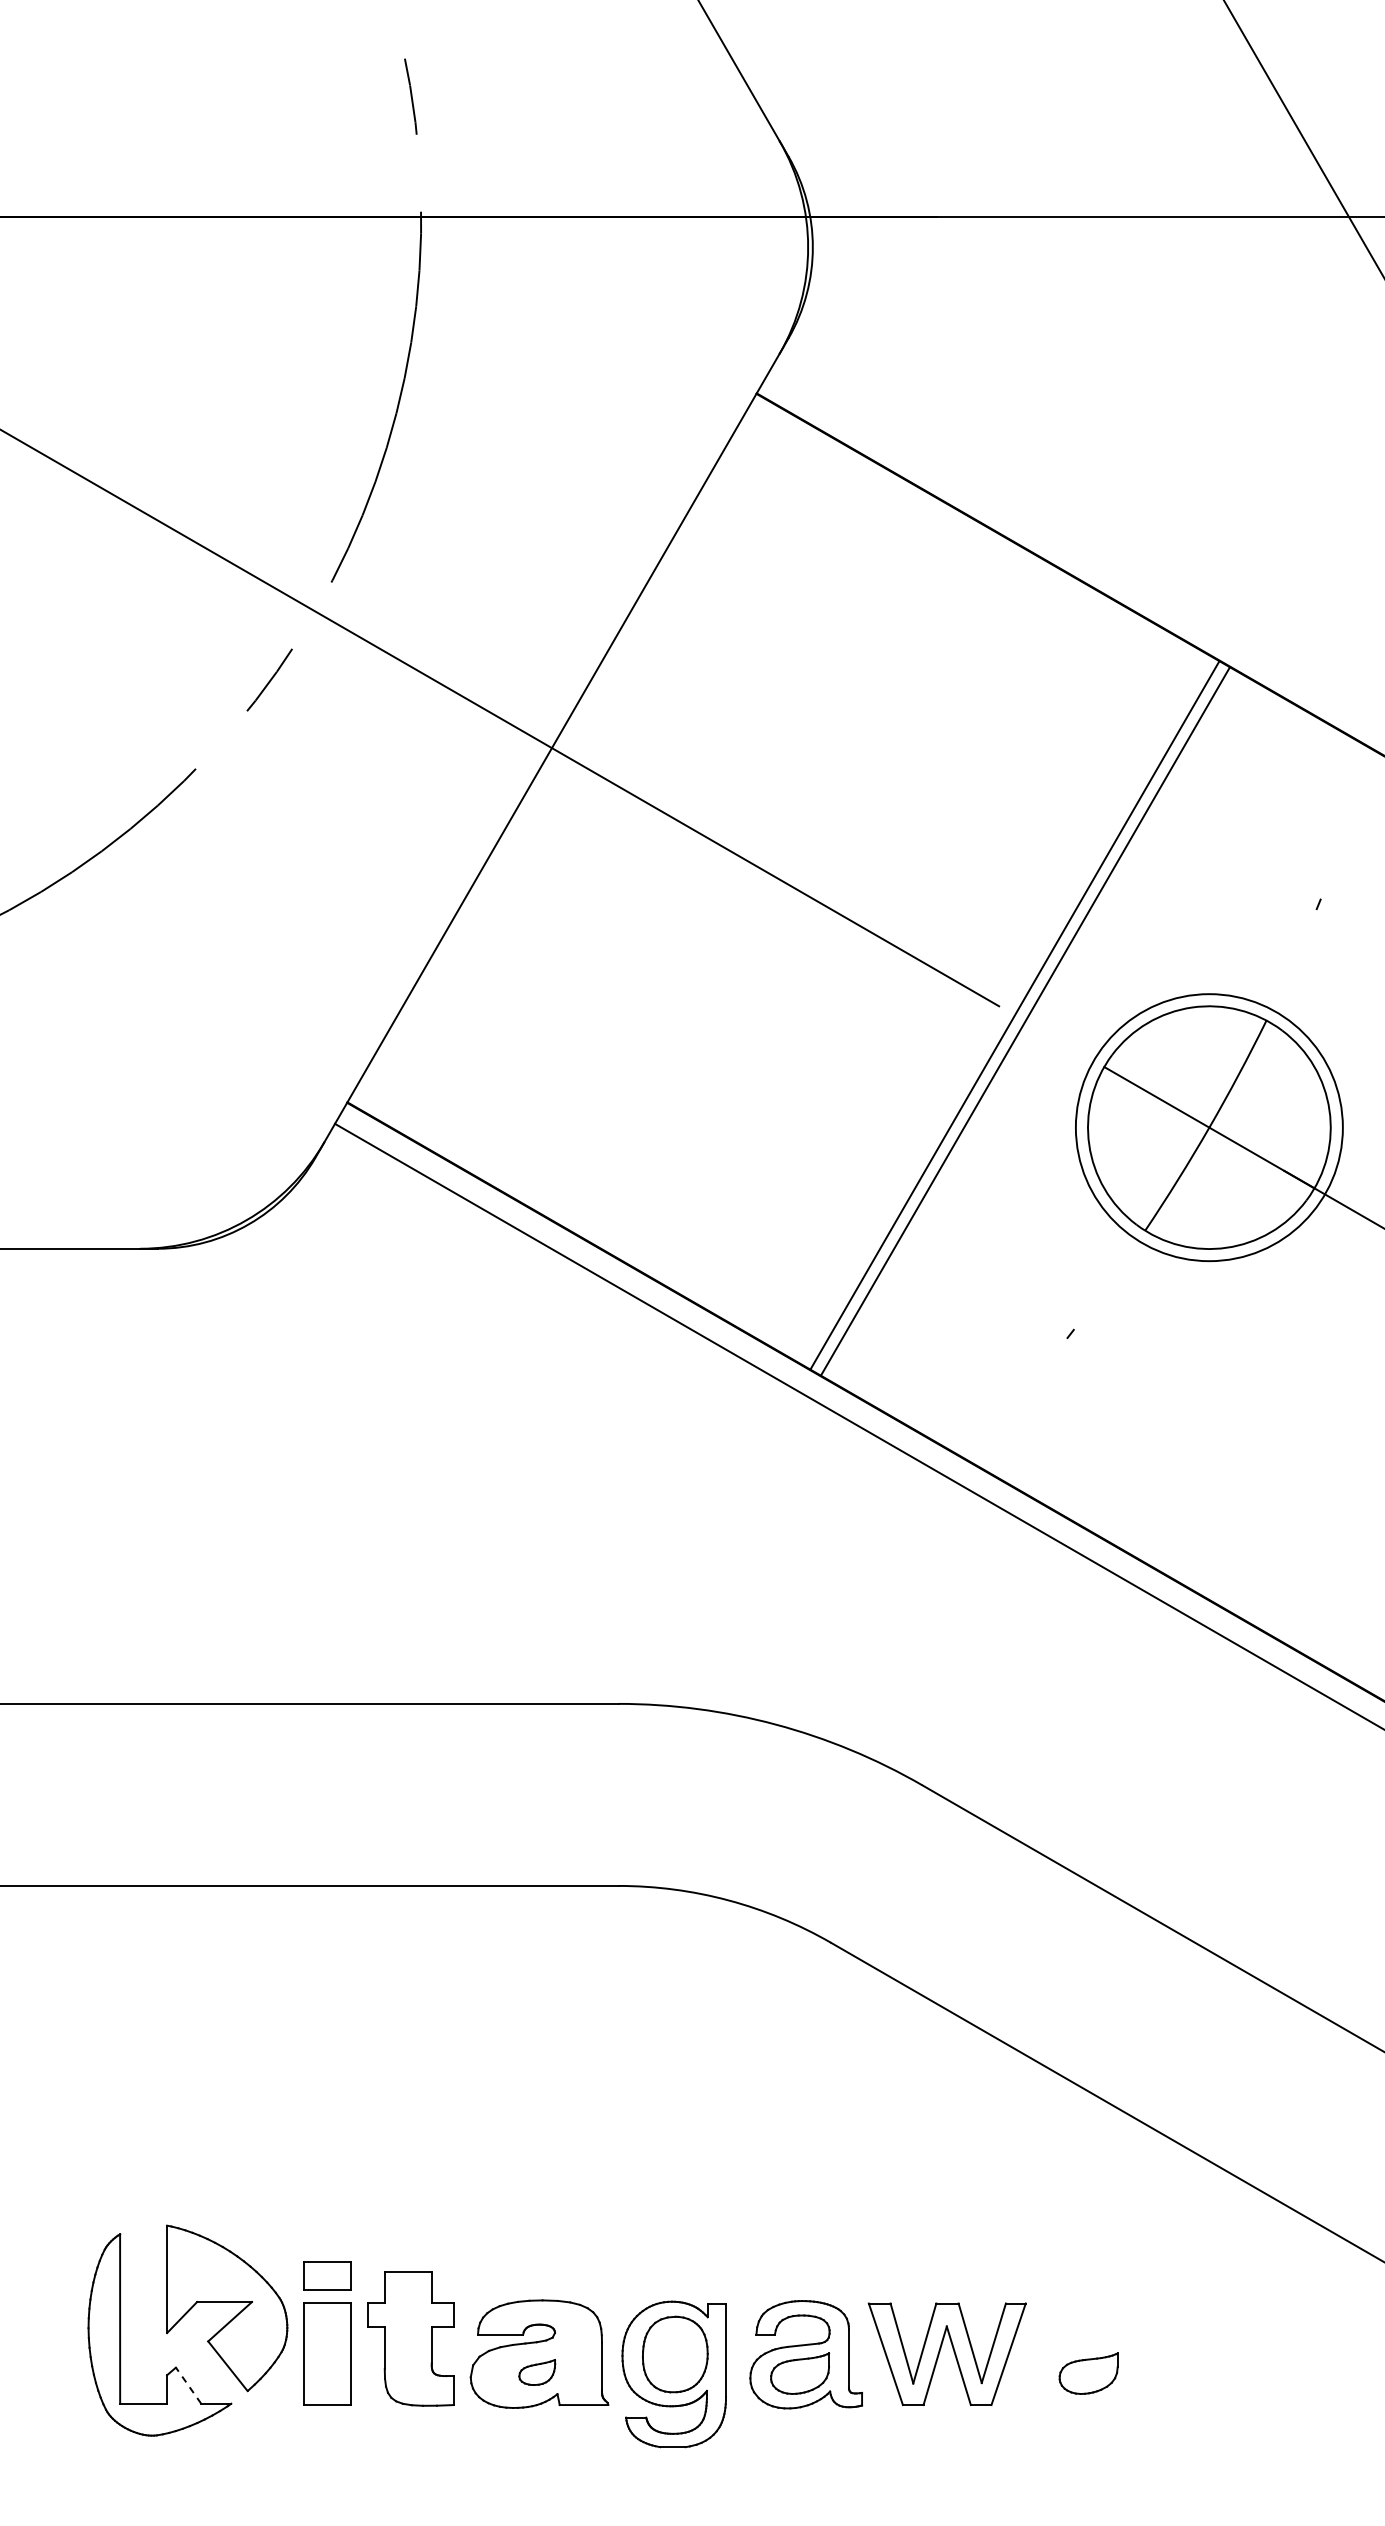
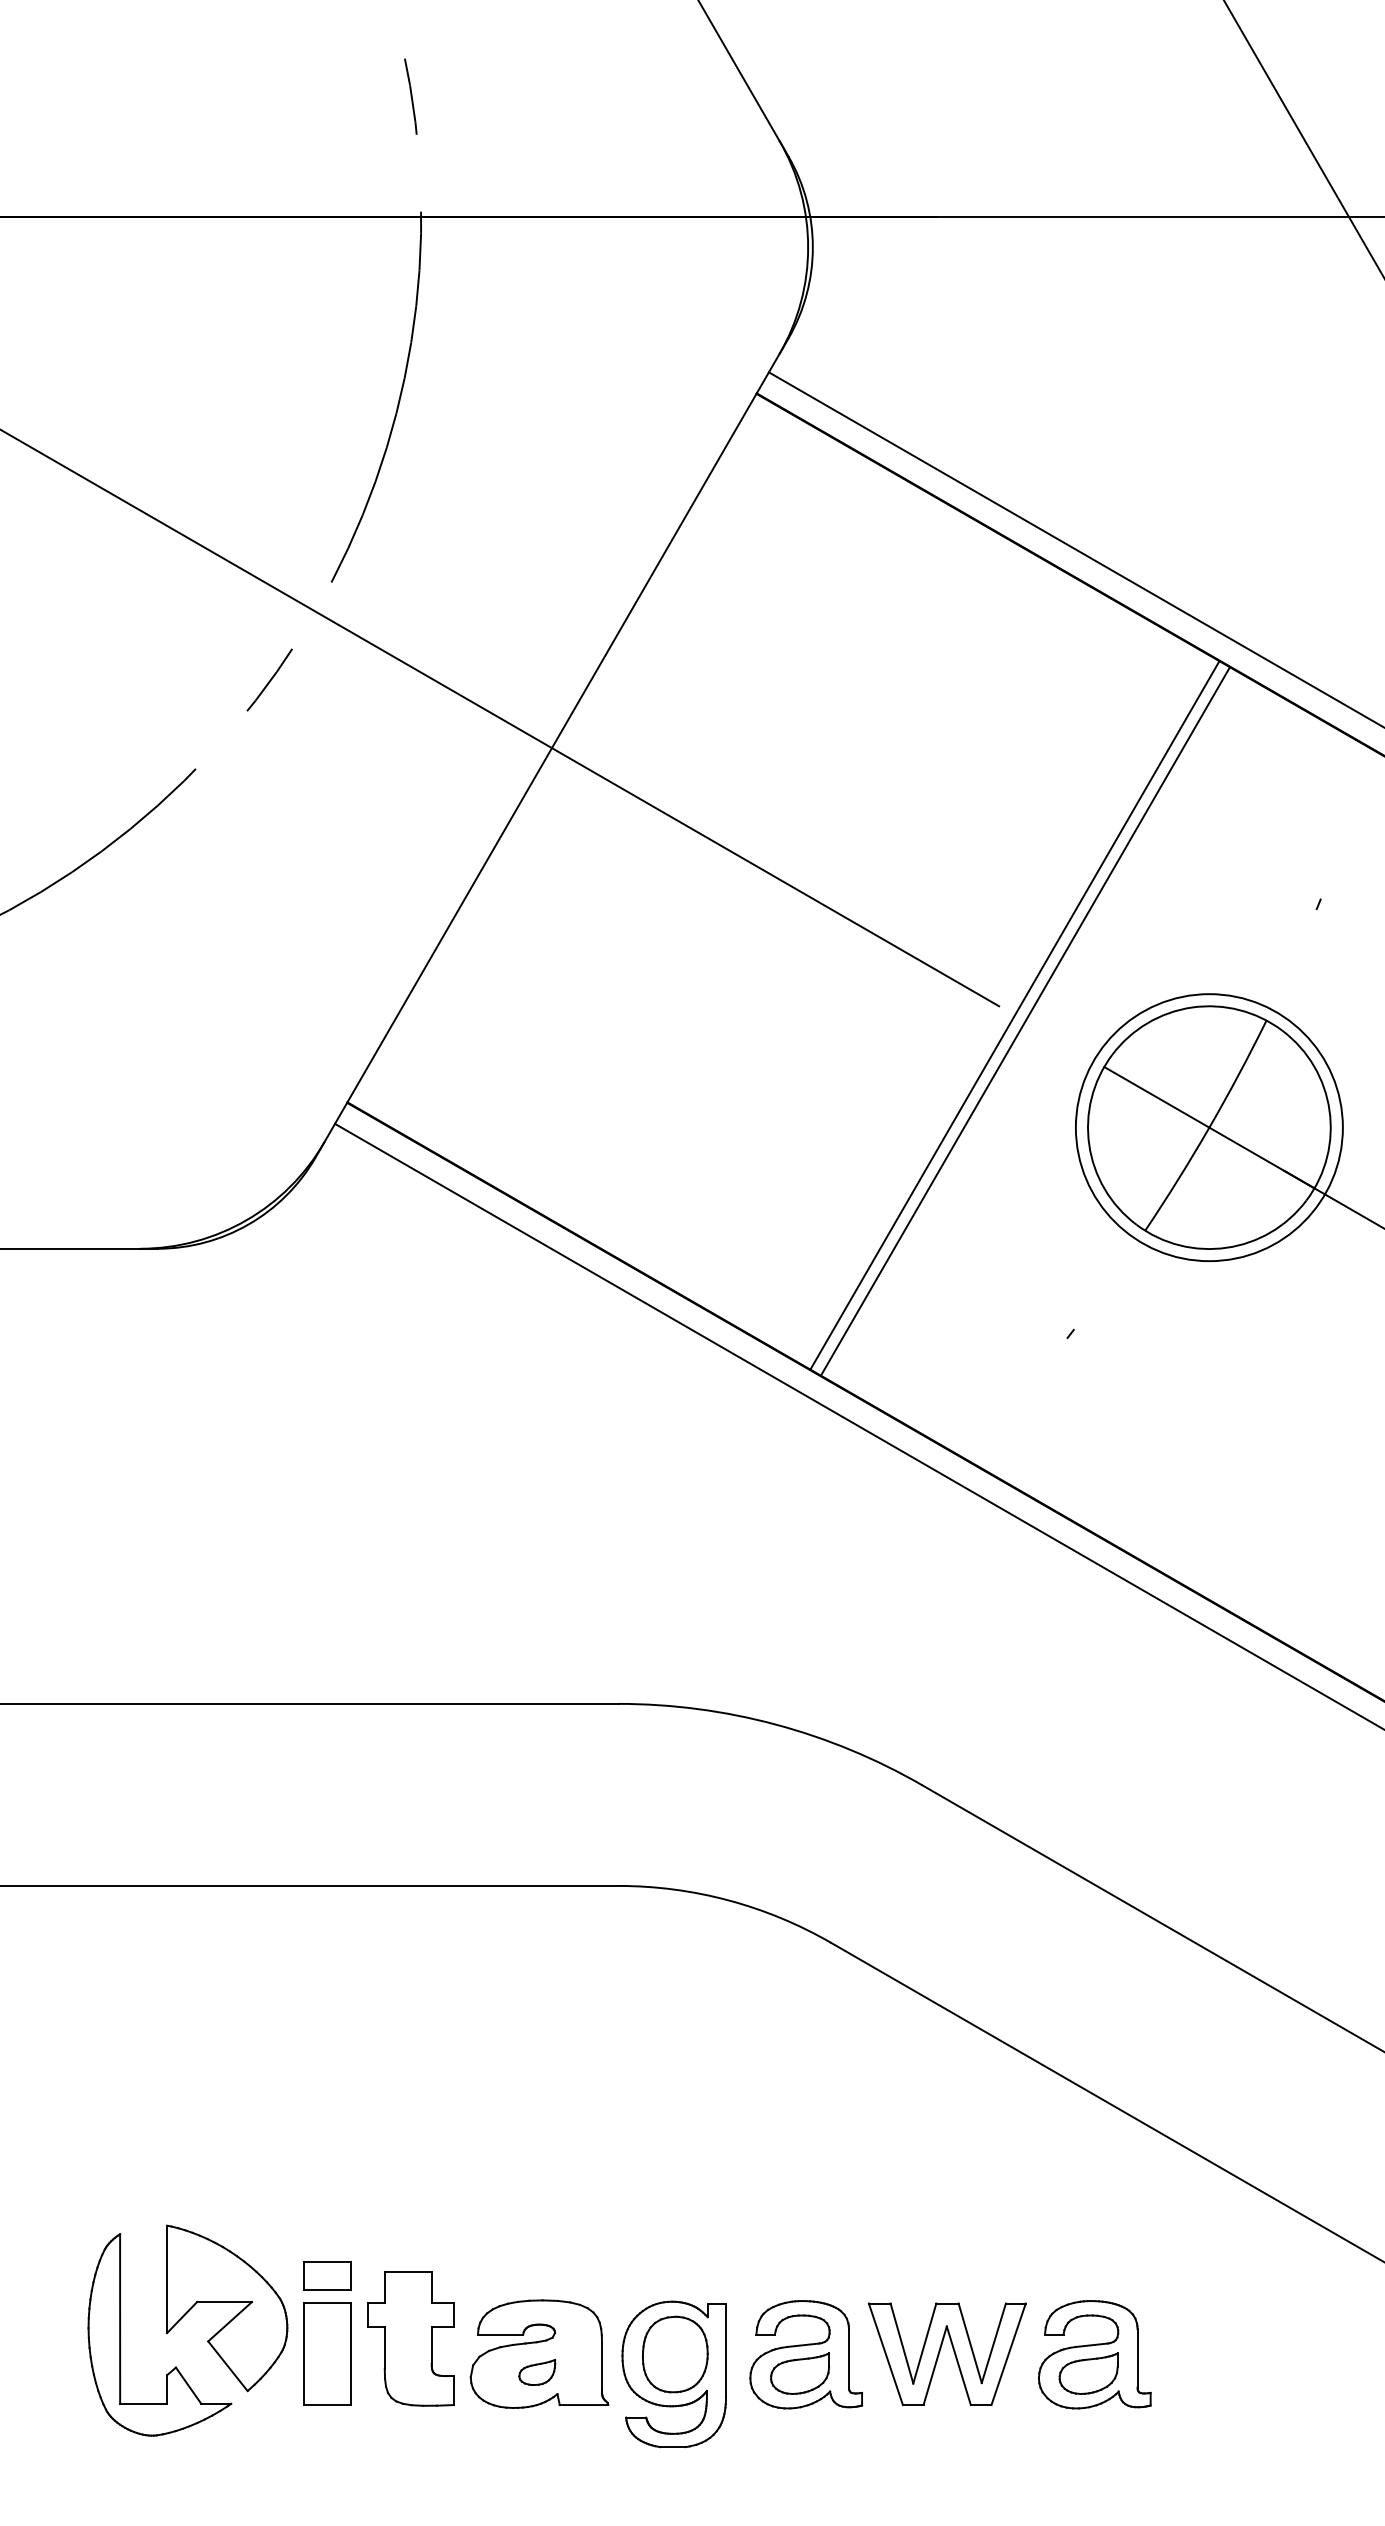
line: none -> present (1074, 548)
part: none -> present (1094, 2354)
line: dashed -> solid (188, 2385)
